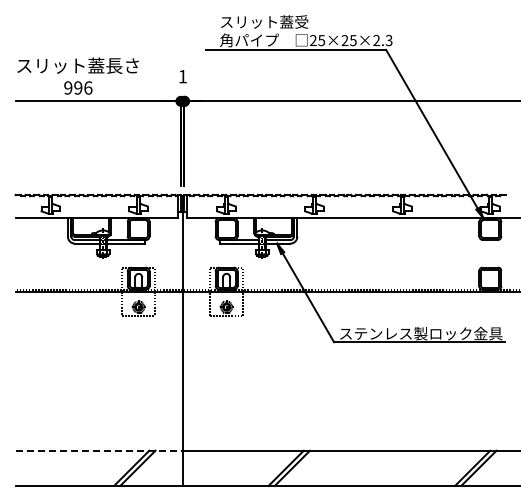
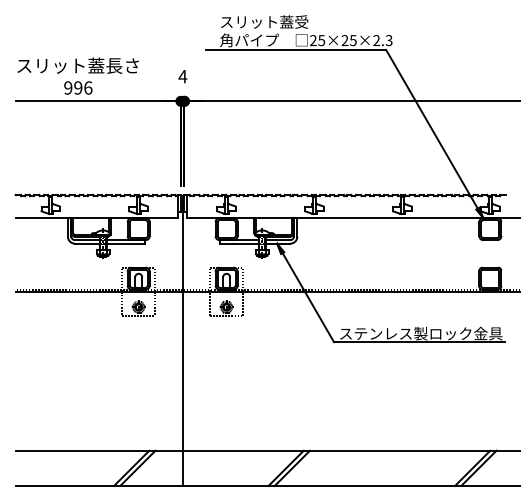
text: 1 -> 4 (182, 76)
line: dashed -> solid (99, 450)
